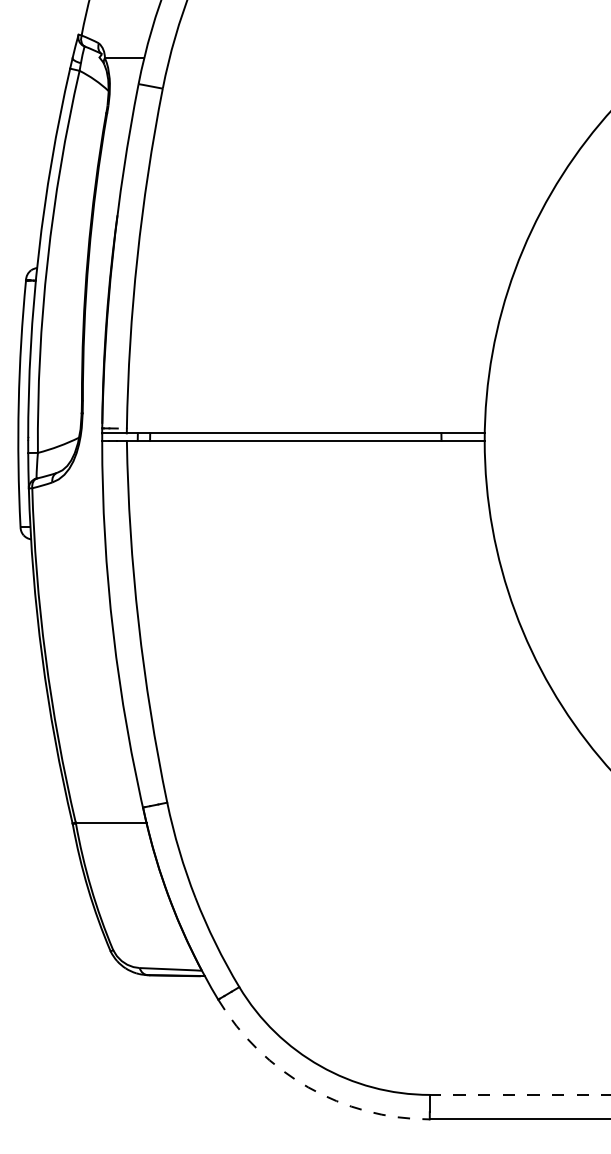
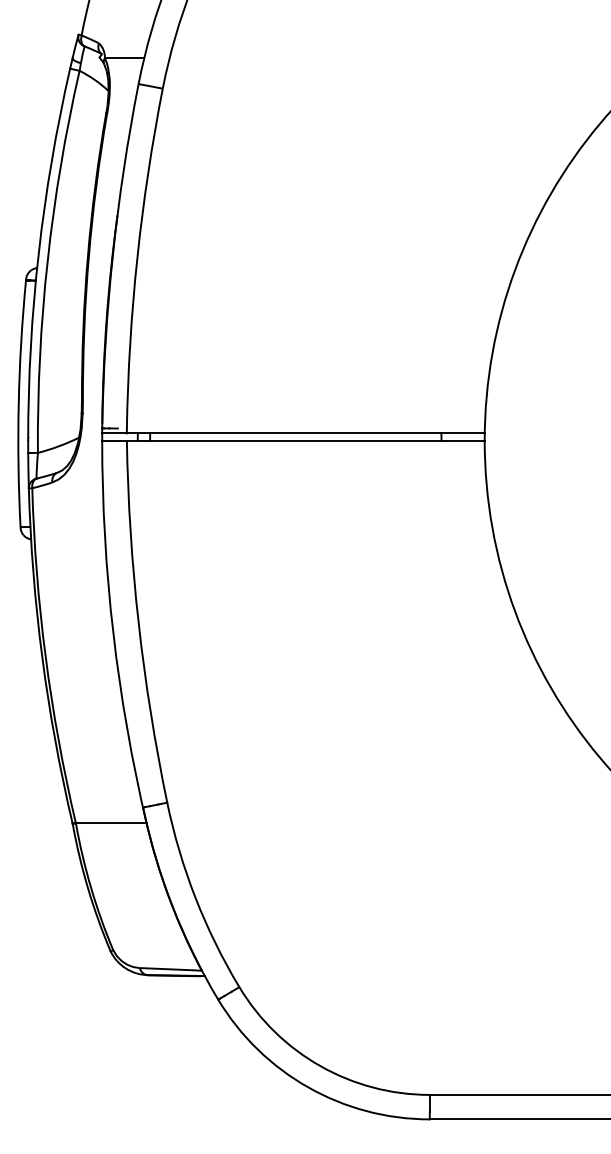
arc: dashed -> solid (308, 1087)
line: dashed -> solid (519, 1094)
